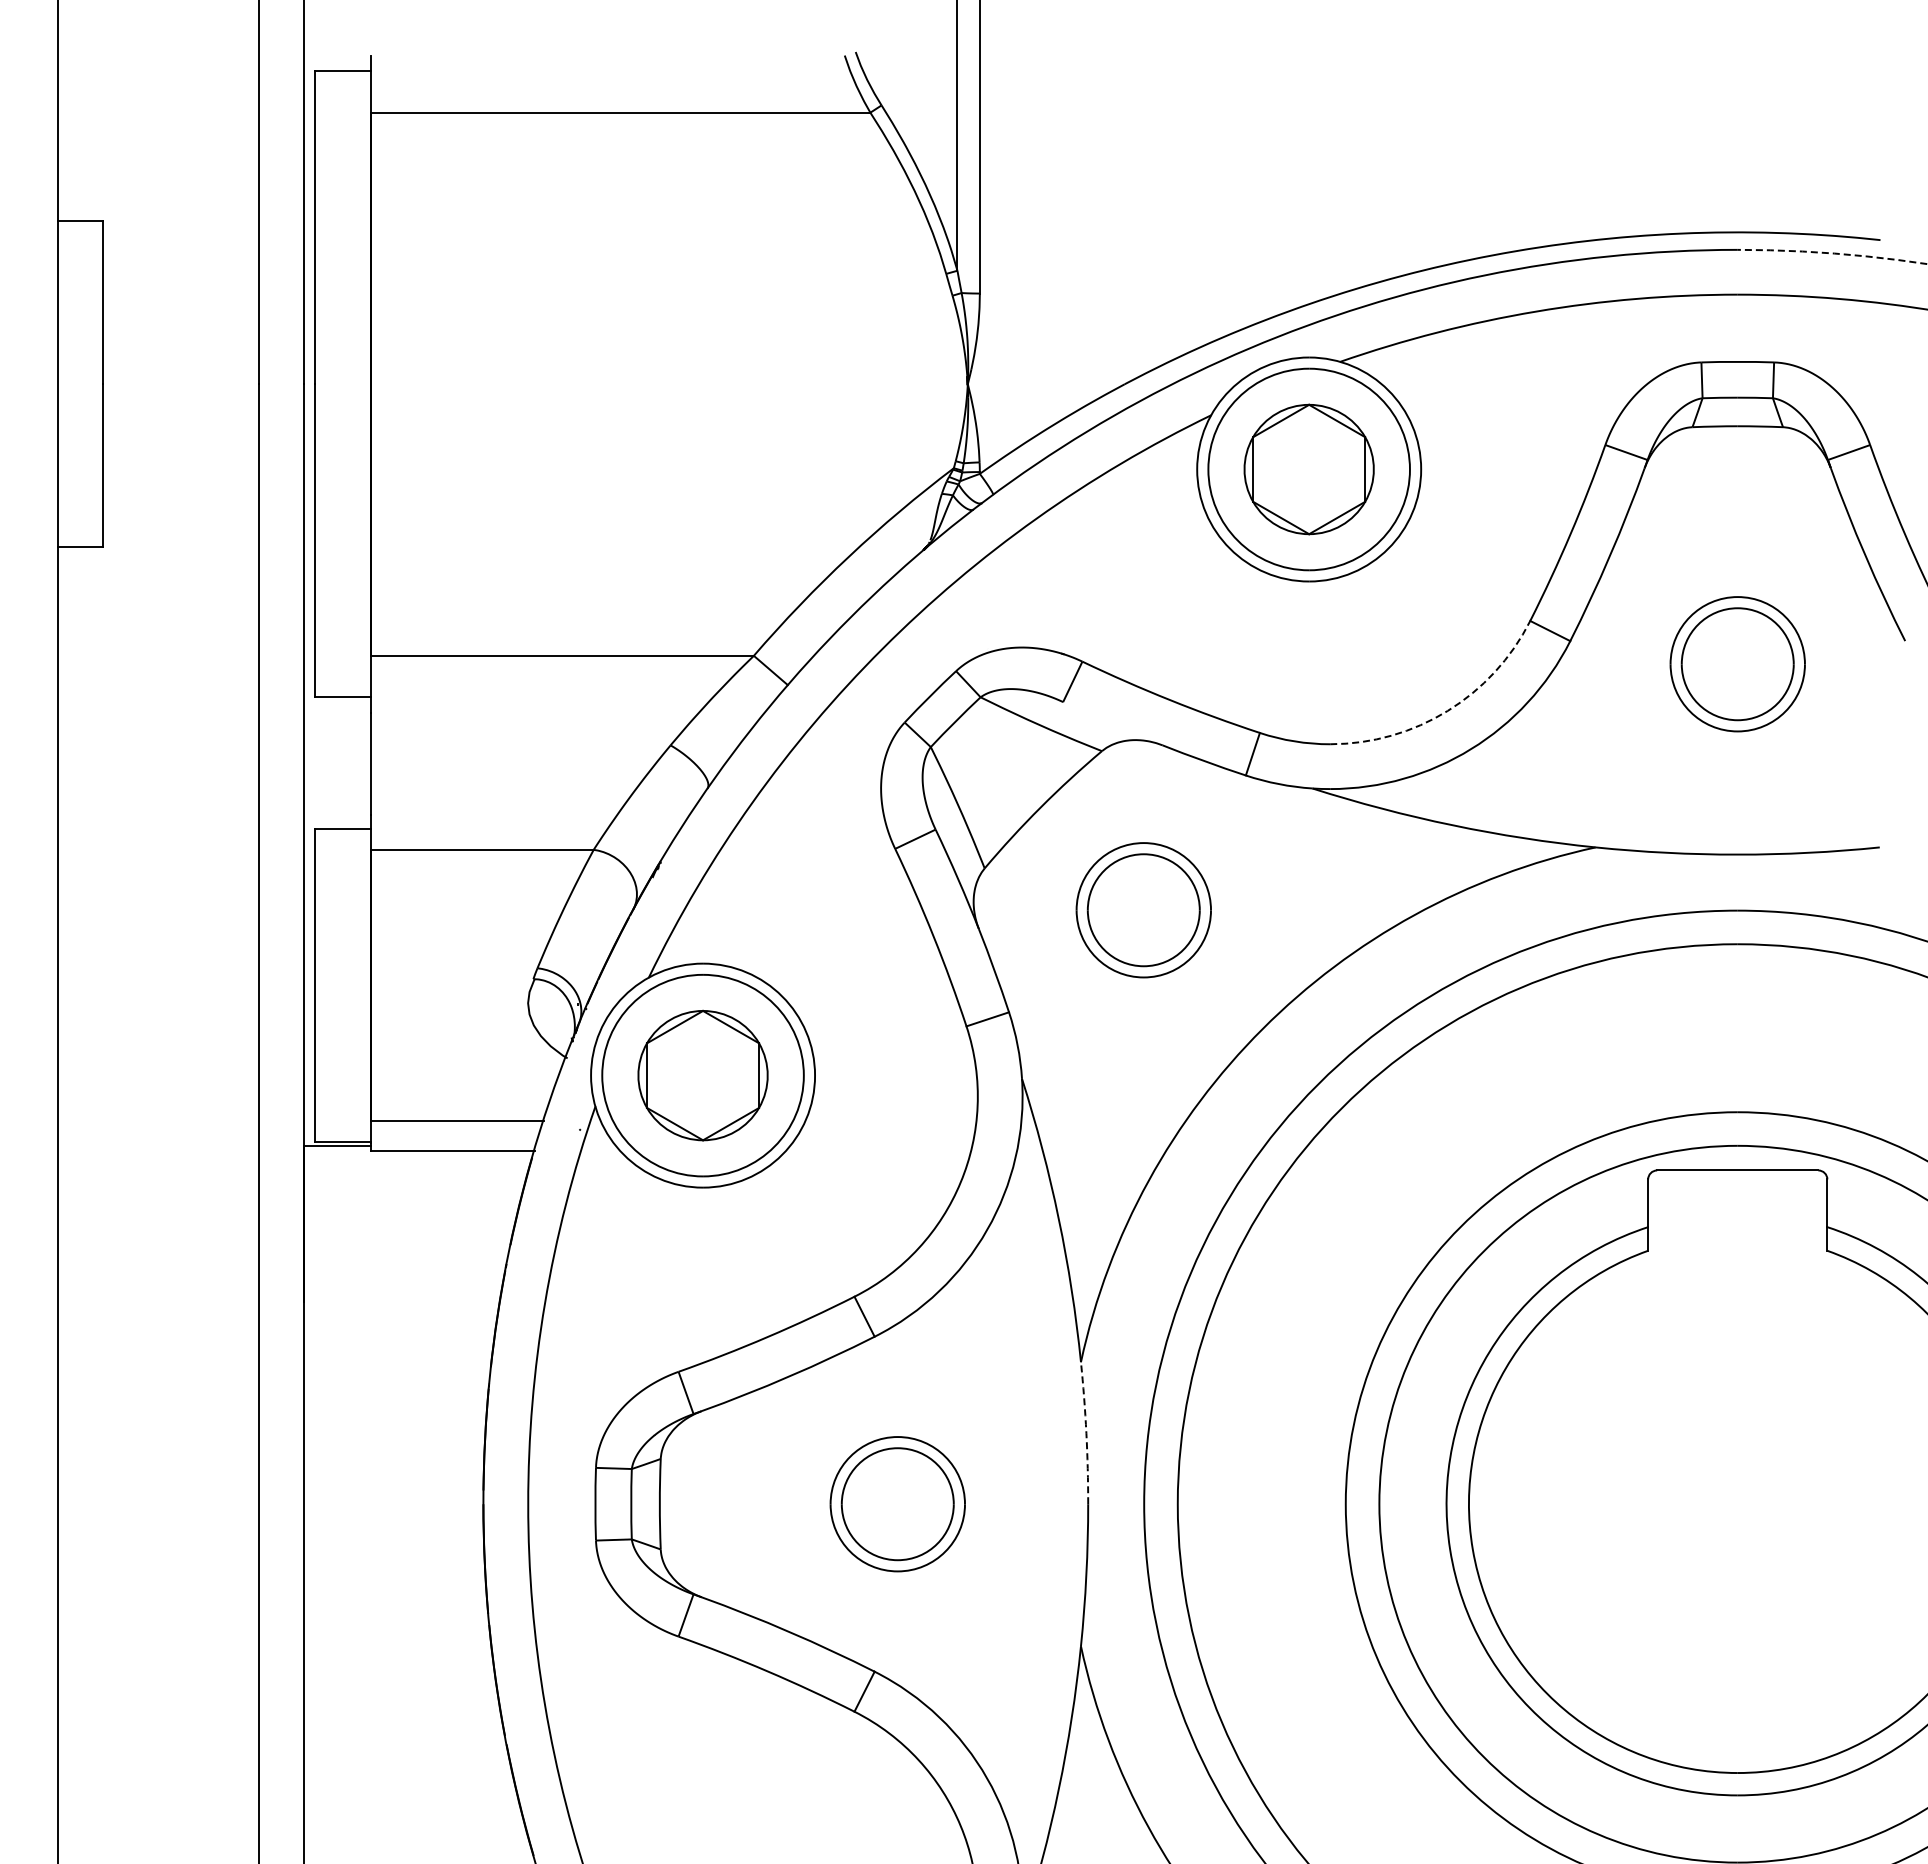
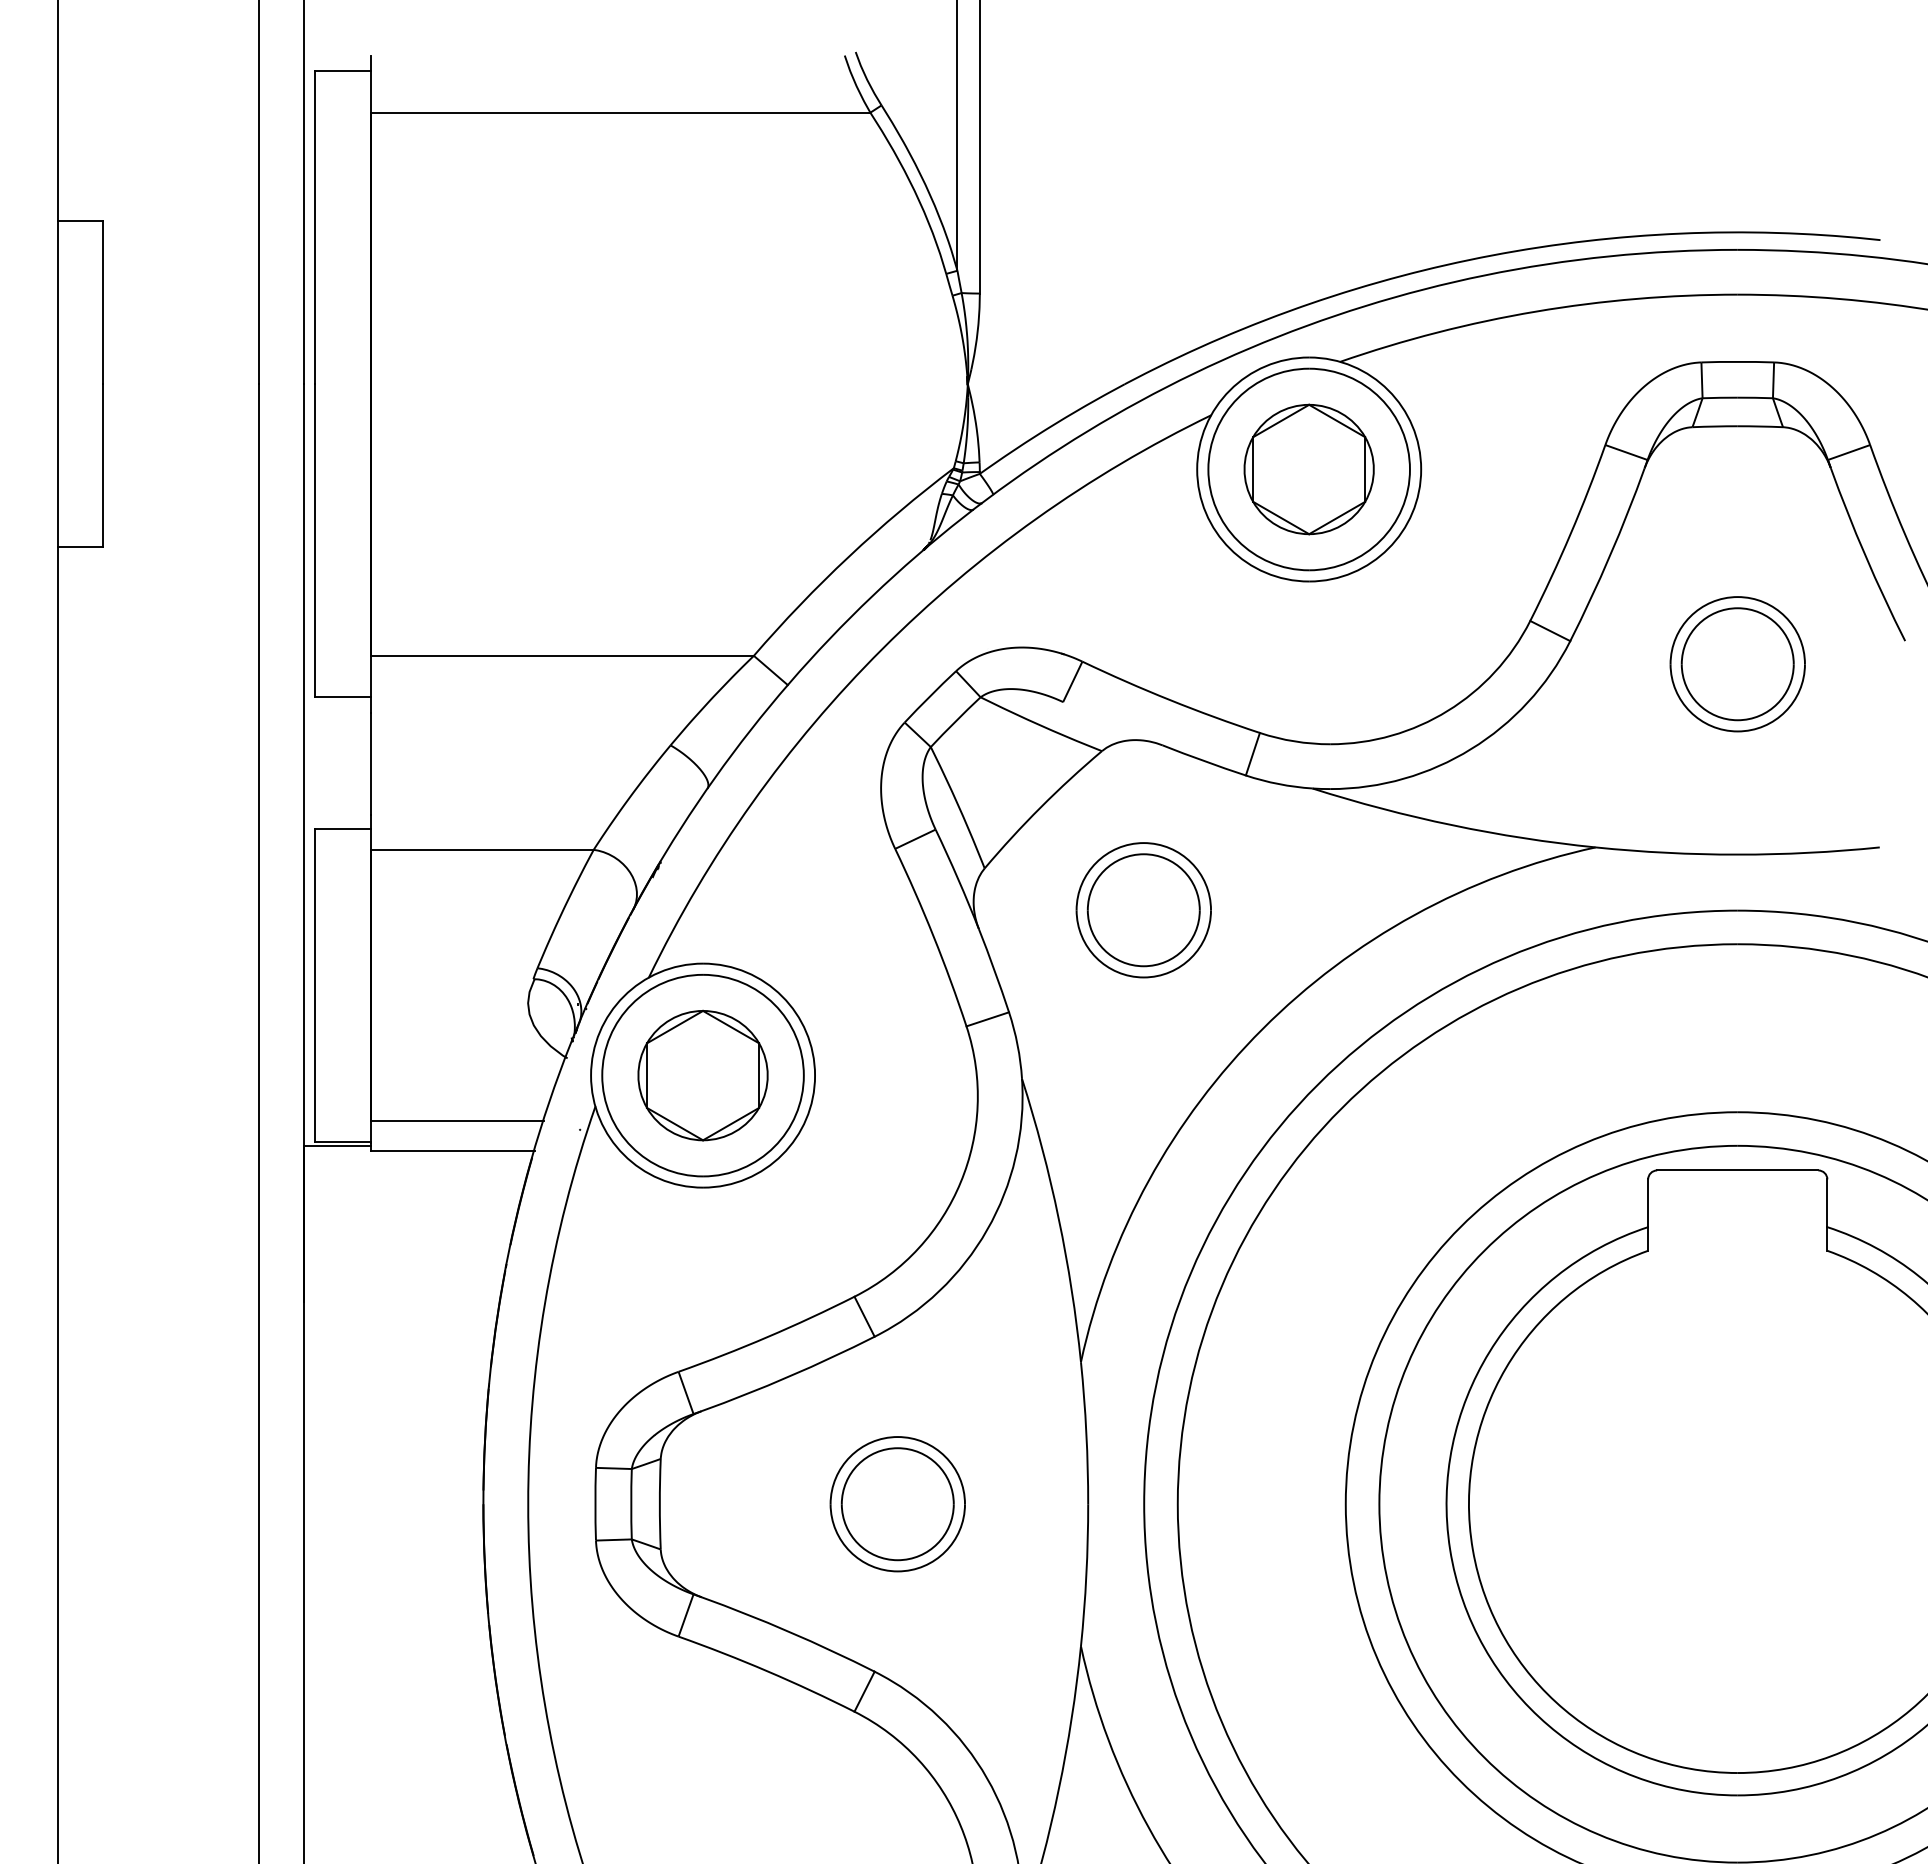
arc: dashed -> solid (1832, 253)
arc: dashed -> solid (1447, 710)
arc: dashed -> solid (1086, 1433)
